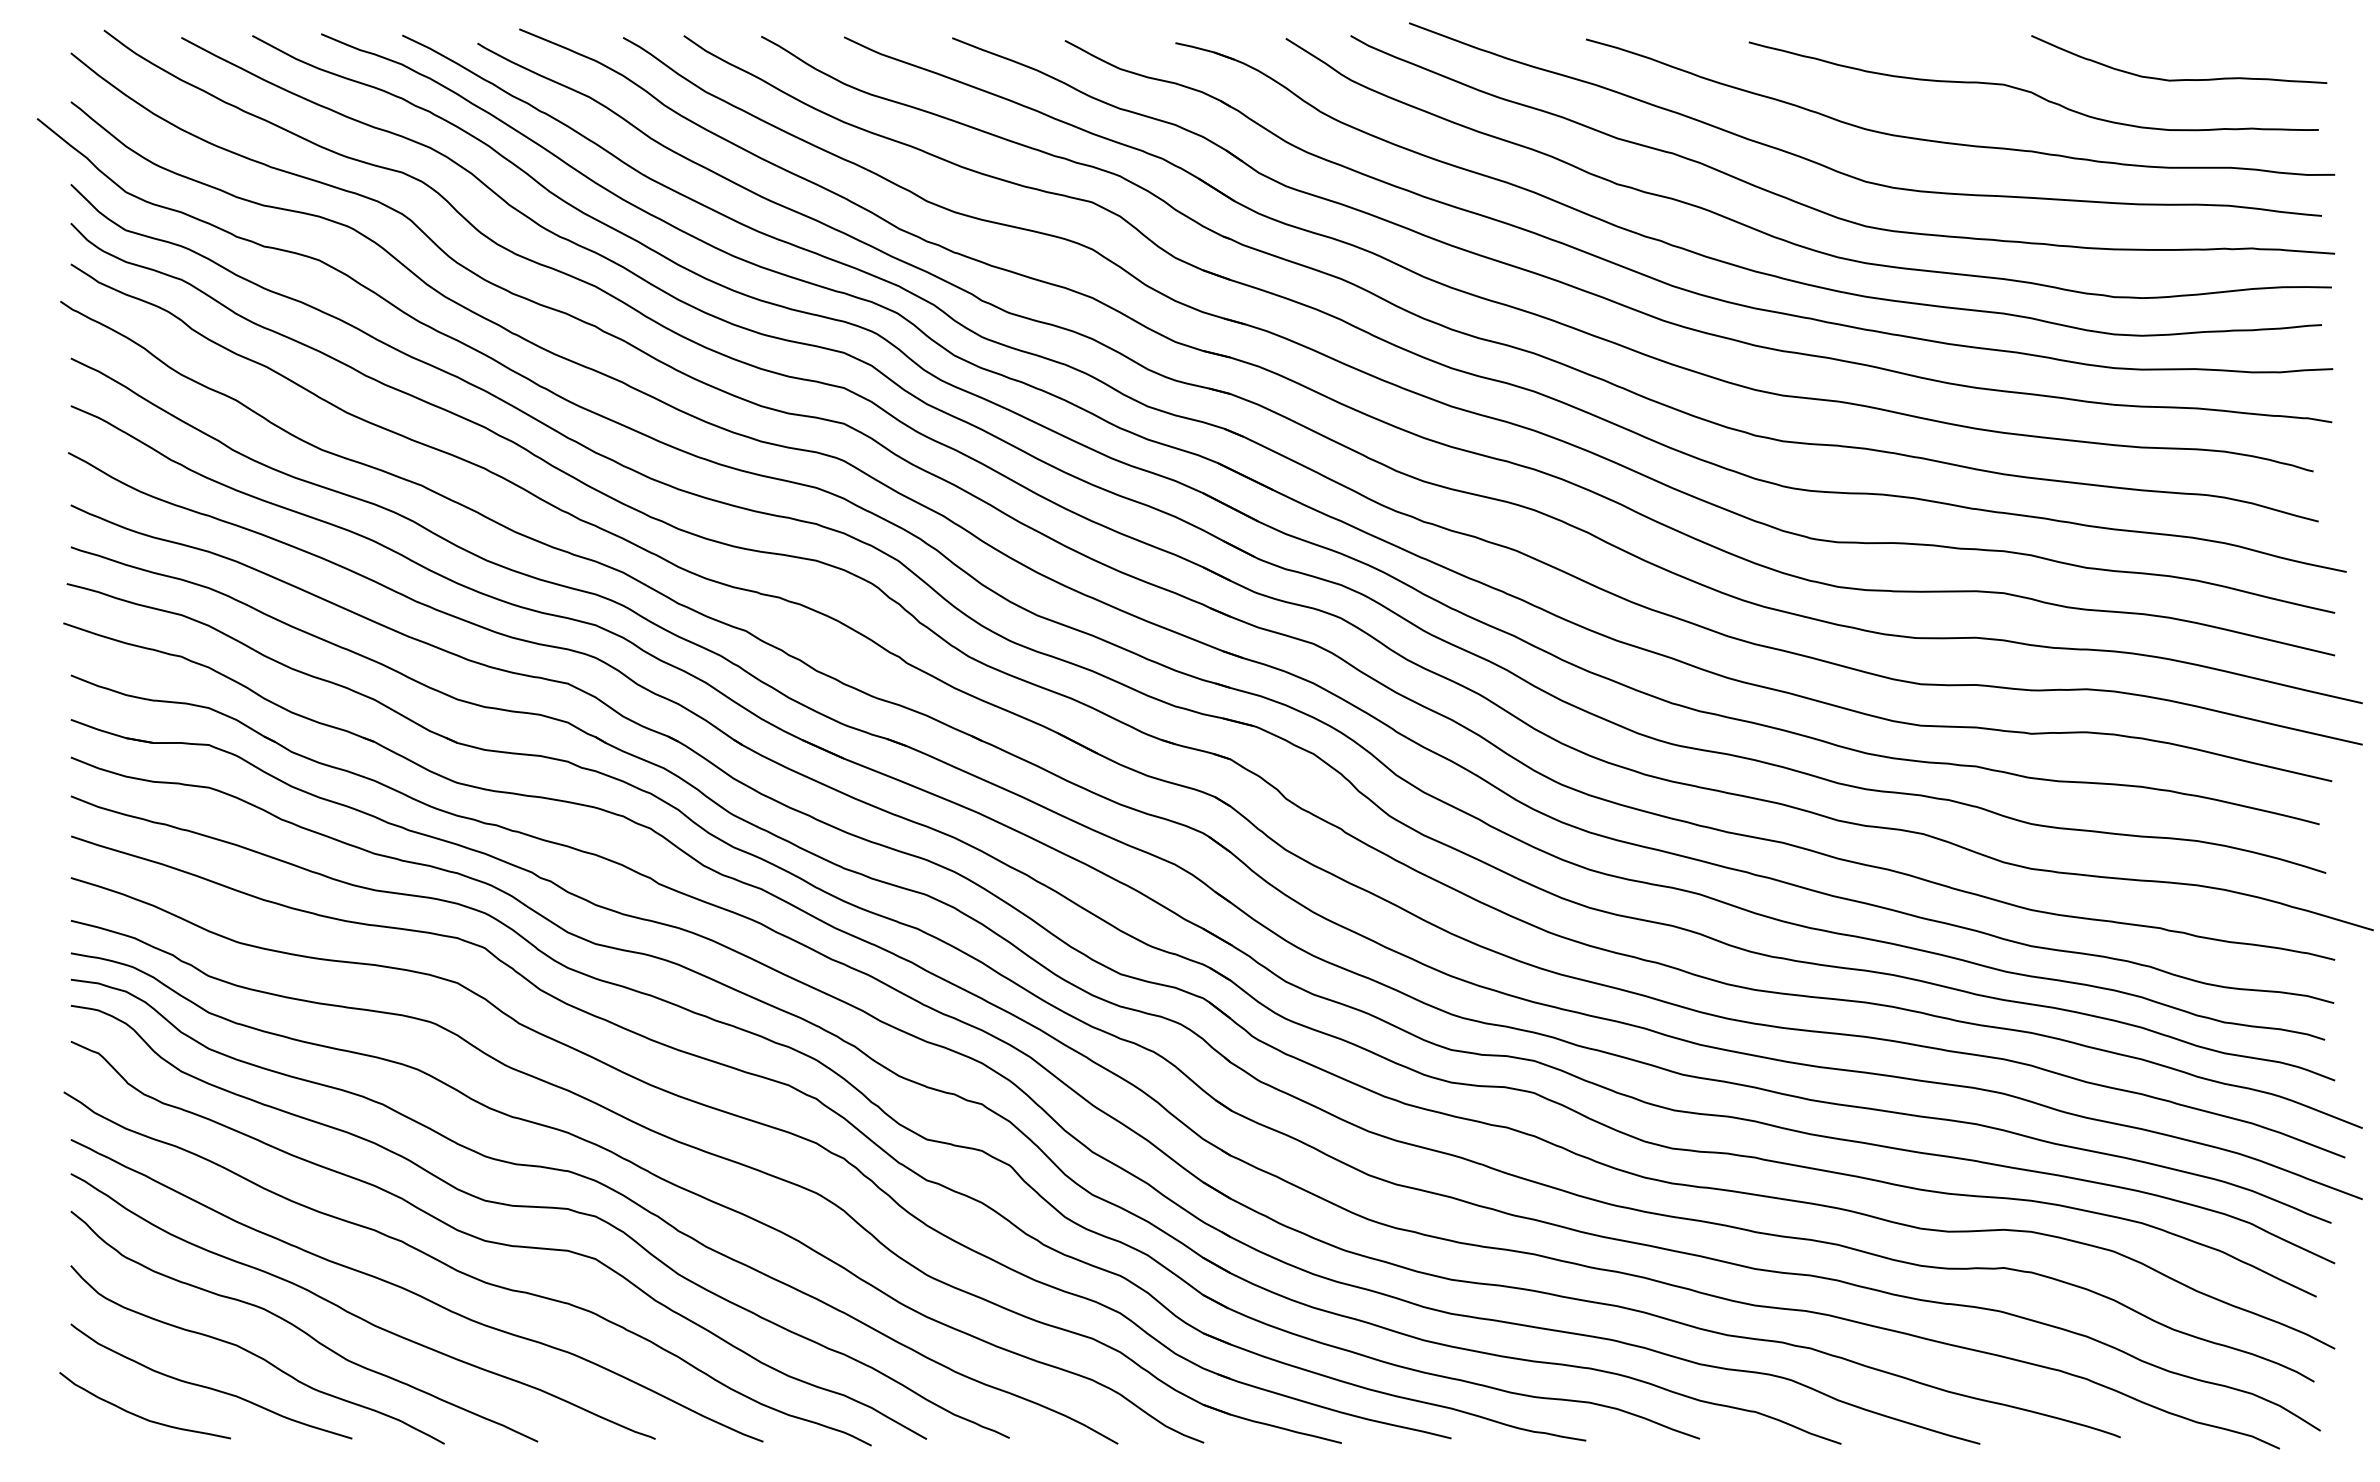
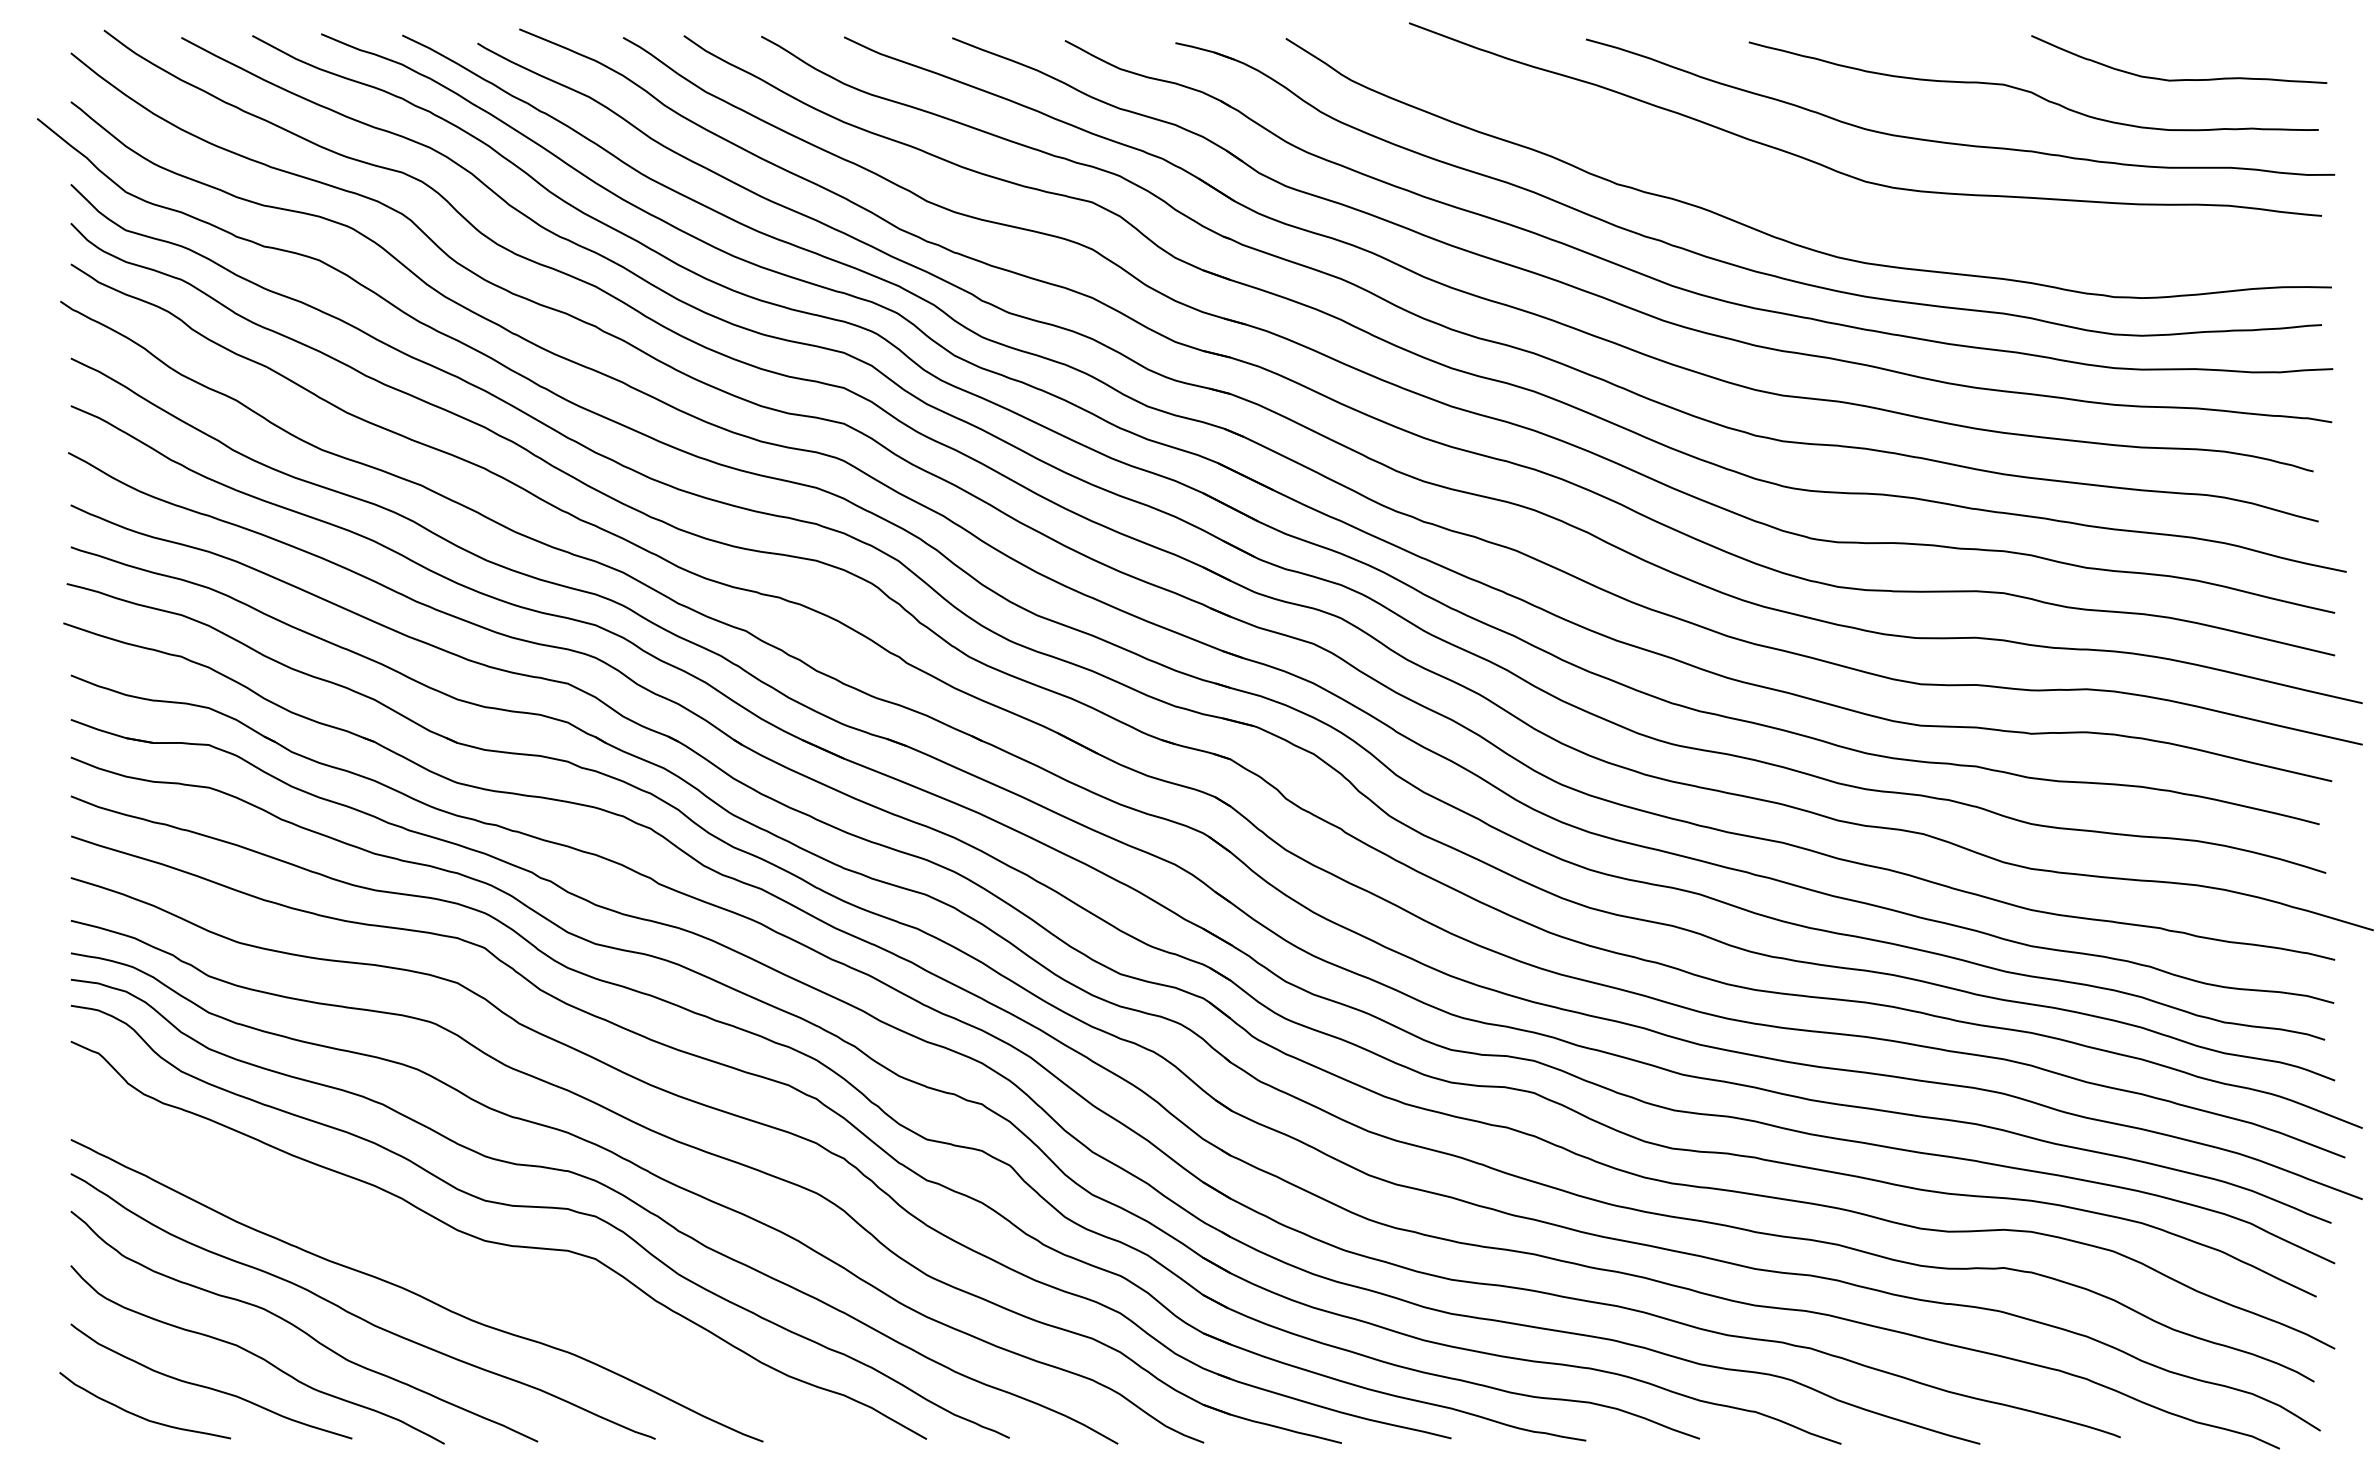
curve: present -> none (1816, 208)
curve: present -> none (464, 1272)
